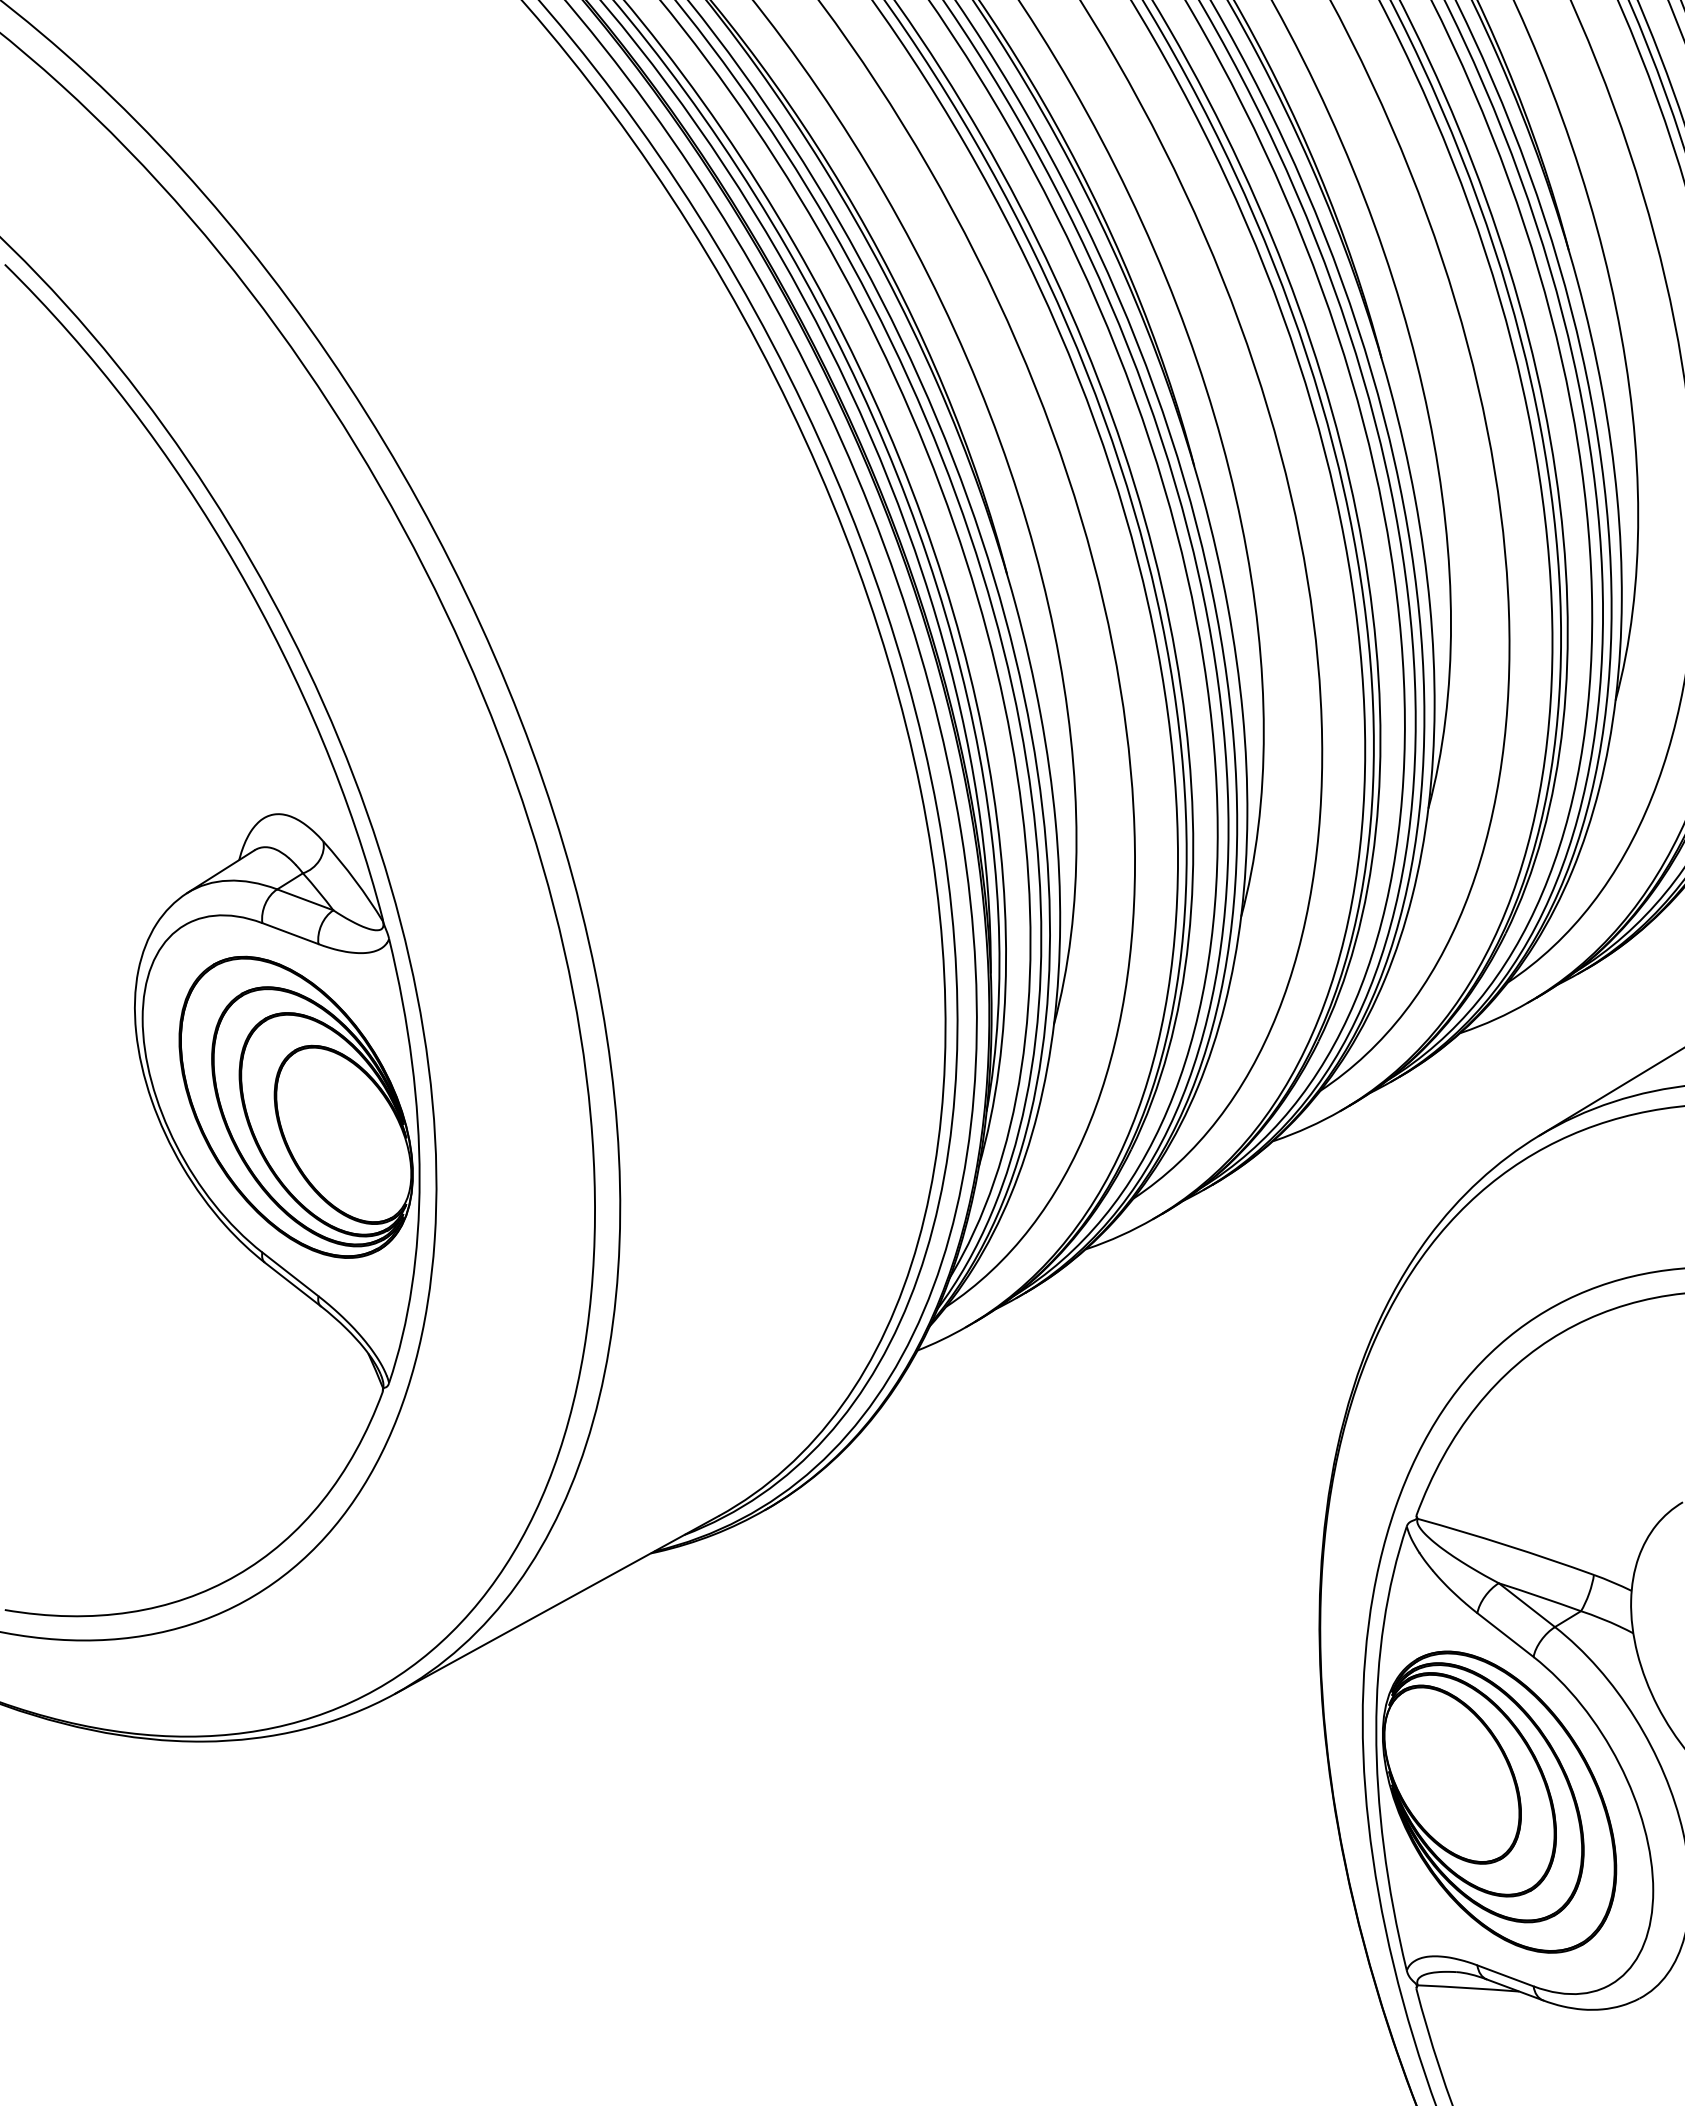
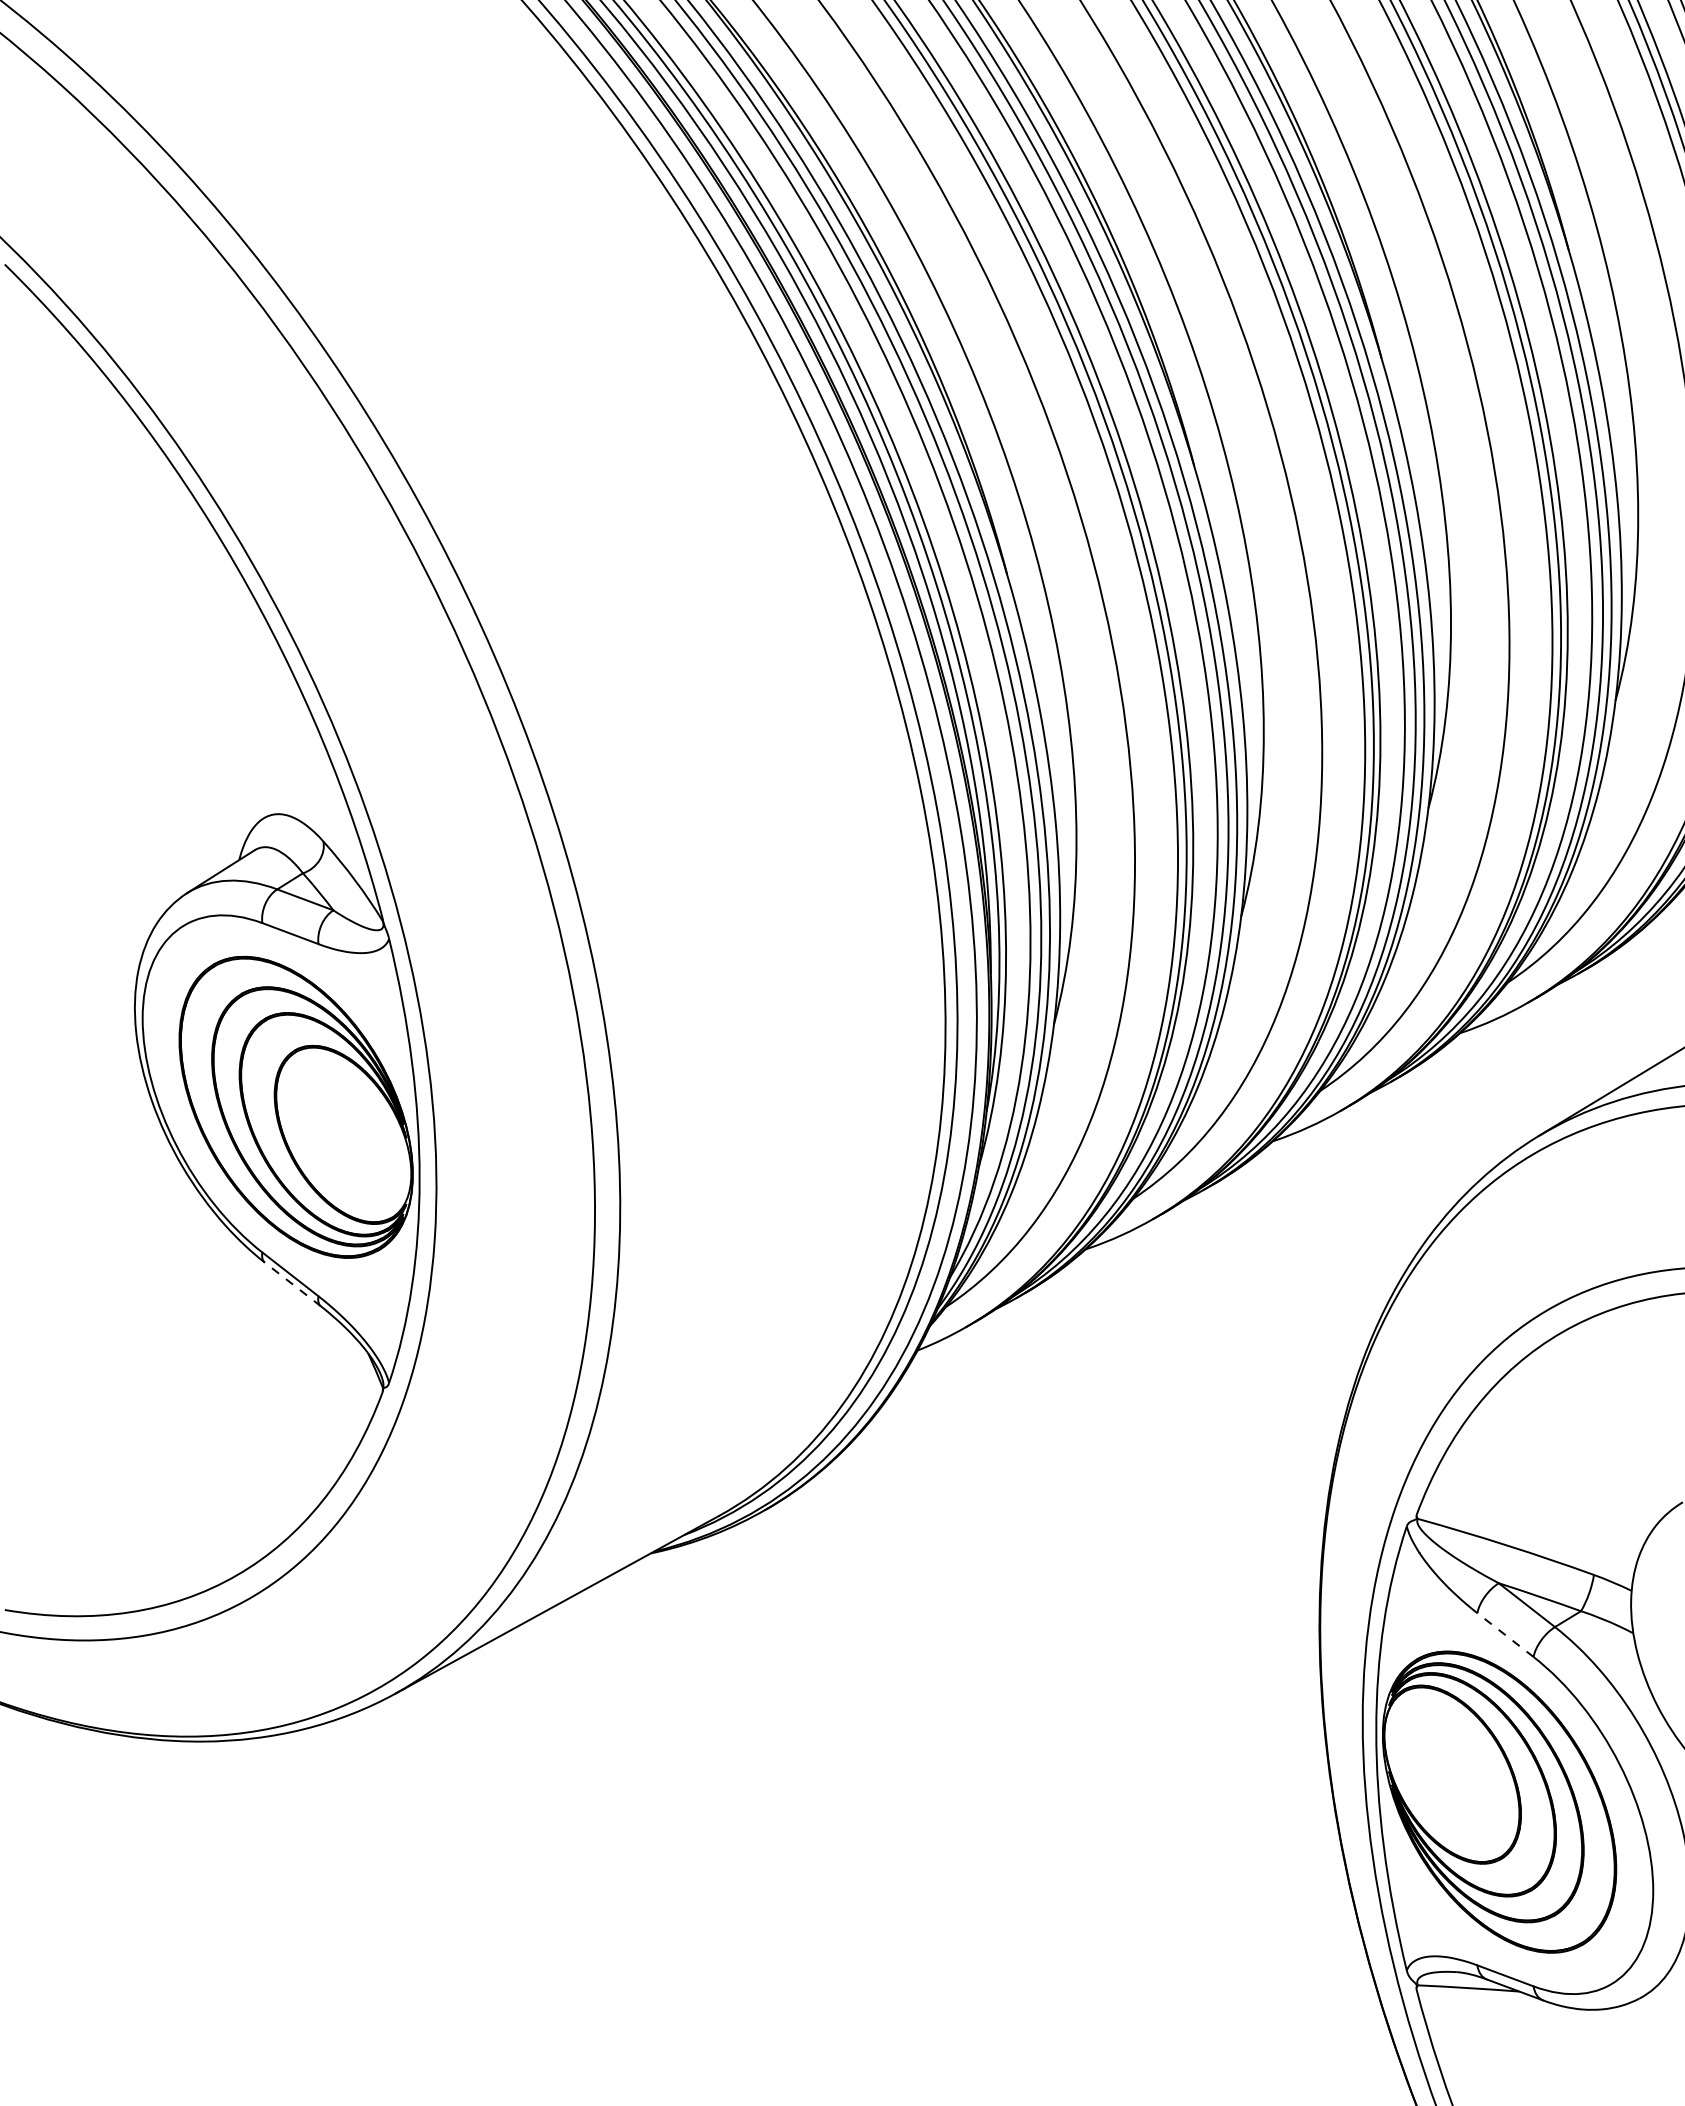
line: solid -> dashed (292, 1284)
line: solid -> dashed (1505, 1635)
